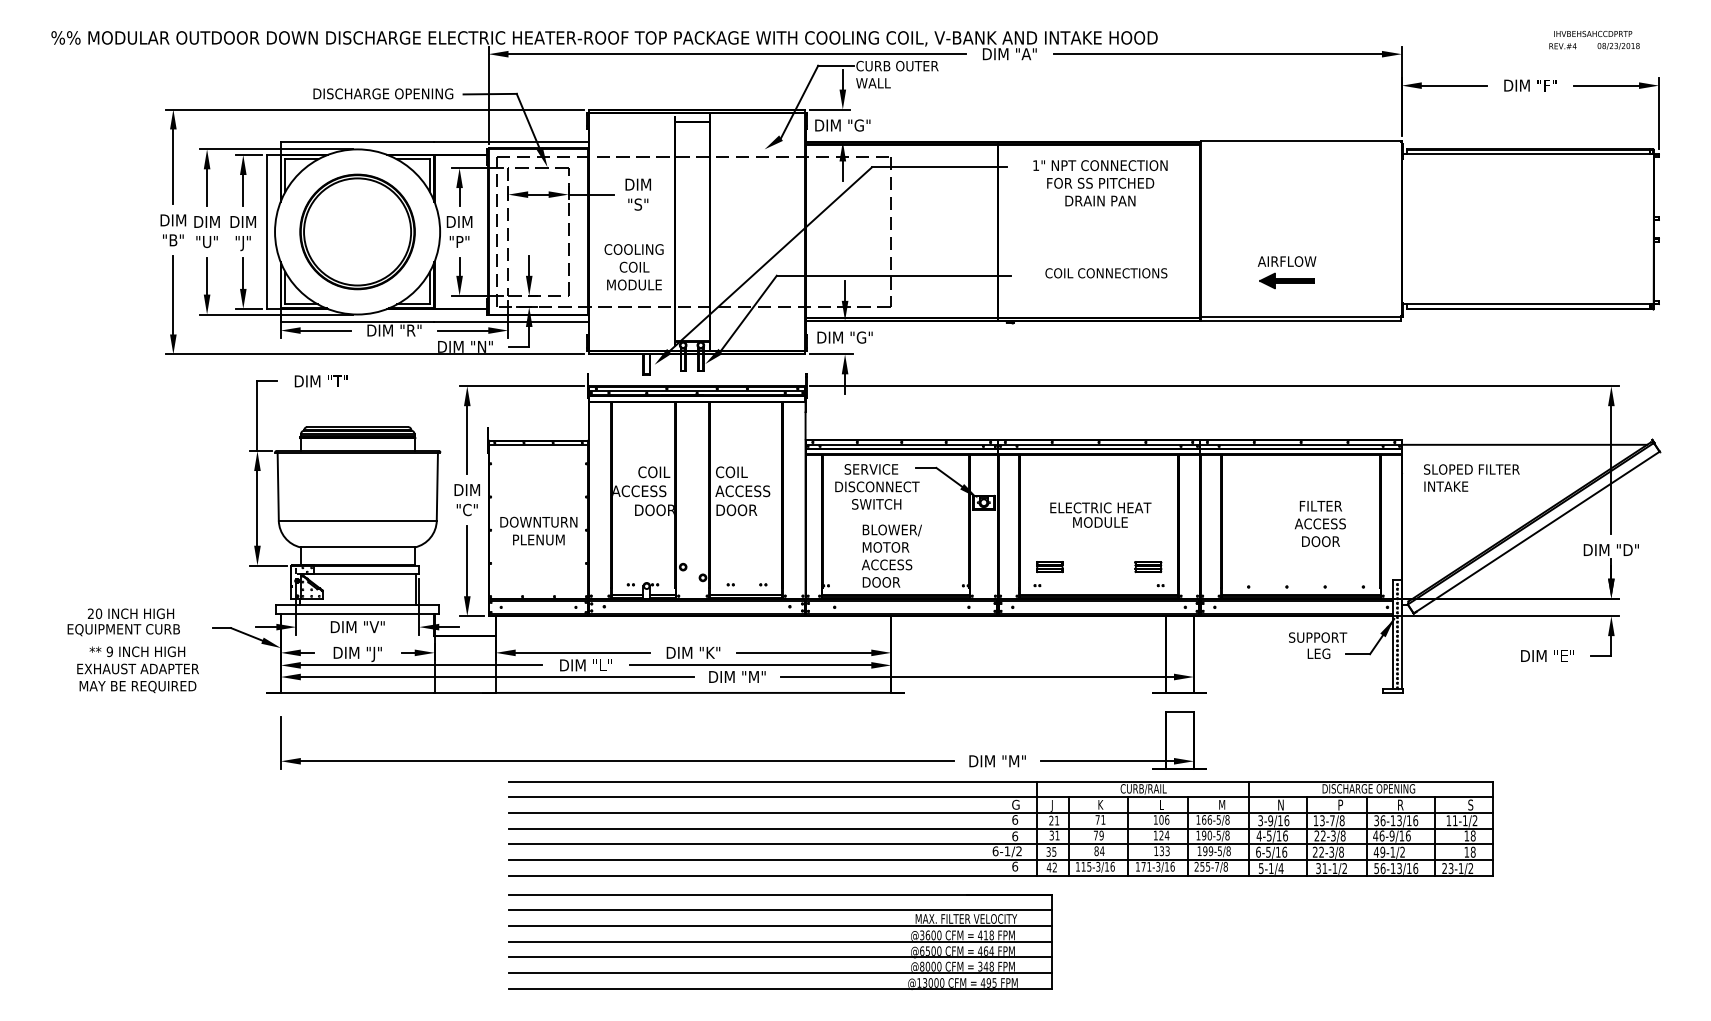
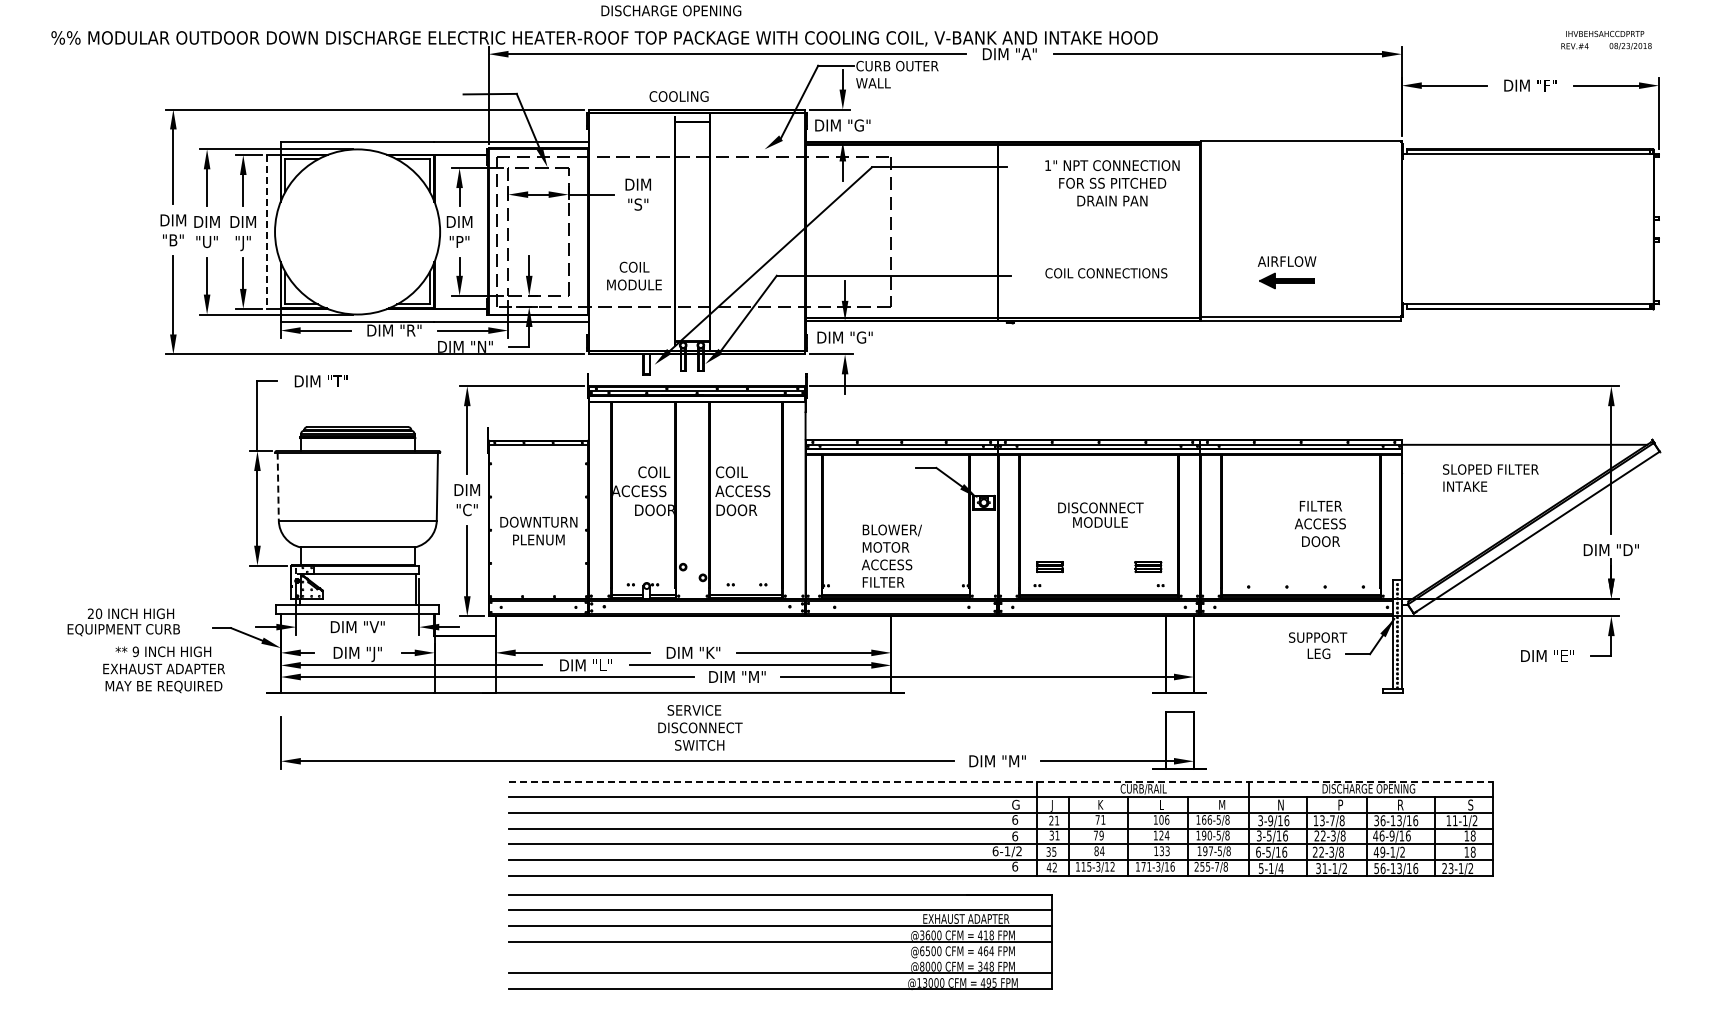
text position: (1594, 39) -> (1606, 39) (1606, 39)
text position: (383, 93) -> (671, 10) (671, 10)
text position: (1100, 183) -> (1112, 183) (1112, 183)
line: solid -> dashed (267, 231)
part: present -> none (357, 231)
text position: (633, 249) -> (678, 96) (678, 96)
text position: (1471, 477) -> (1490, 477) (1490, 477)
line: solid -> dashed (278, 486)
text position: (877, 486) -> (700, 727) (700, 727)
text: ELECTRIC HEAT -> DISCONNECT (1100, 507)
text: DOOR -> FILTER (884, 582)
text position: (137, 669) -> (163, 669) (163, 669)
line: solid -> dashed (1000, 781)
text: 4-5/16 -> 3-5/16 (1258, 835)
text: 199-5/8 -> 197-5/8 (1210, 851)
text: 115-3/16 -> 115-3/12 (1112, 866)
text: MAX. FILTER VELOCITY -> EXHAUST ADAPTER (966, 918)
line: present -> none (780, 957)
